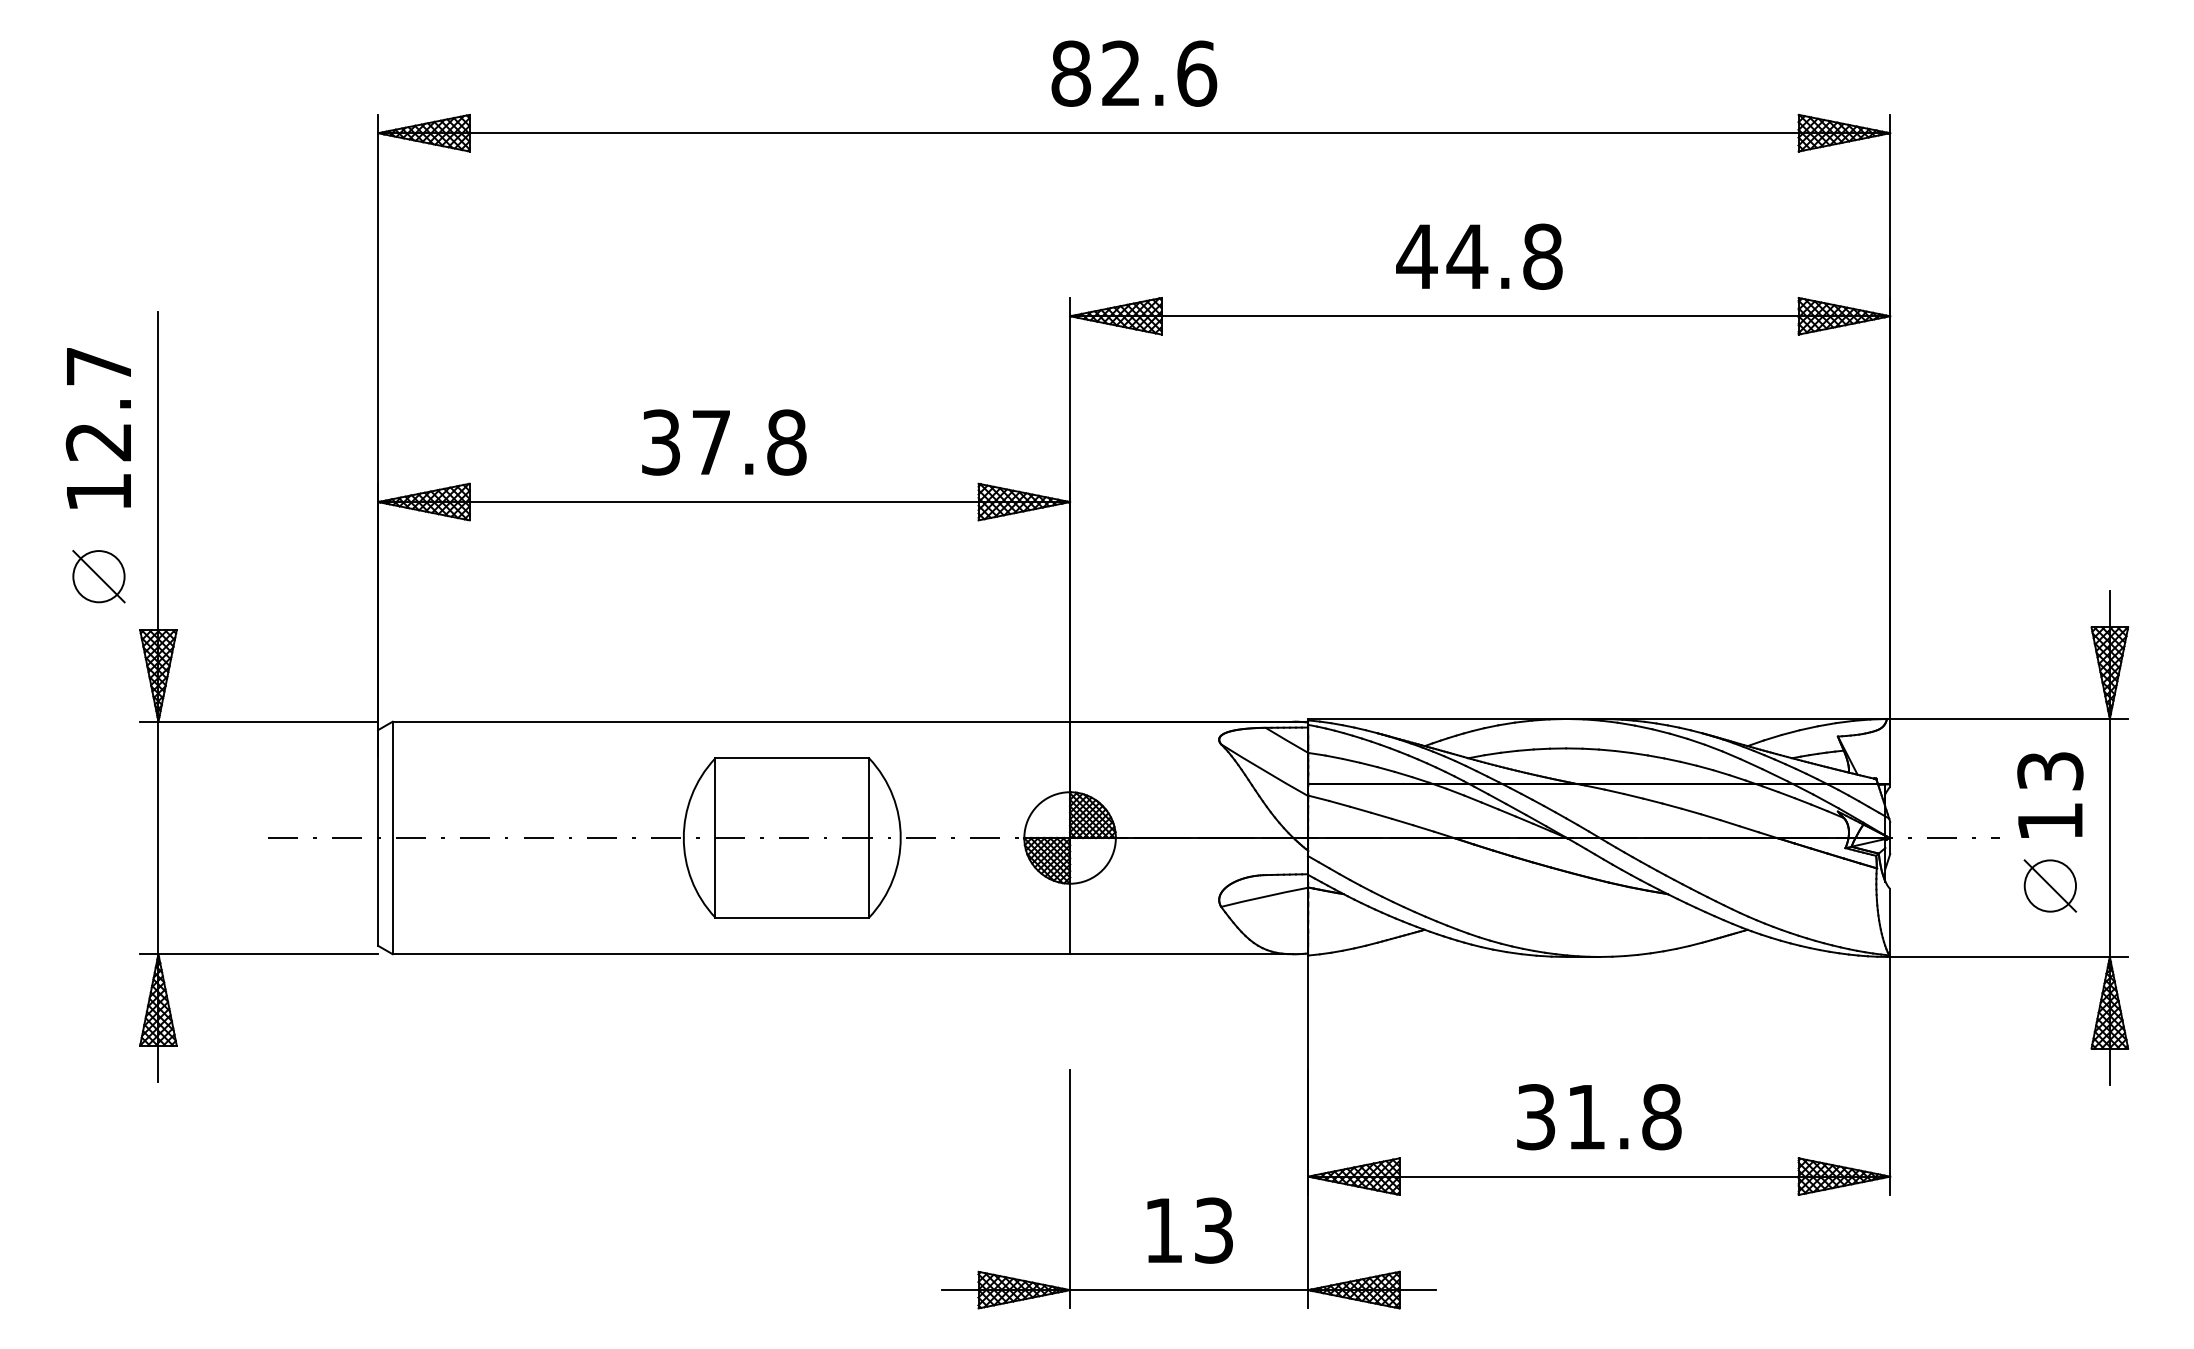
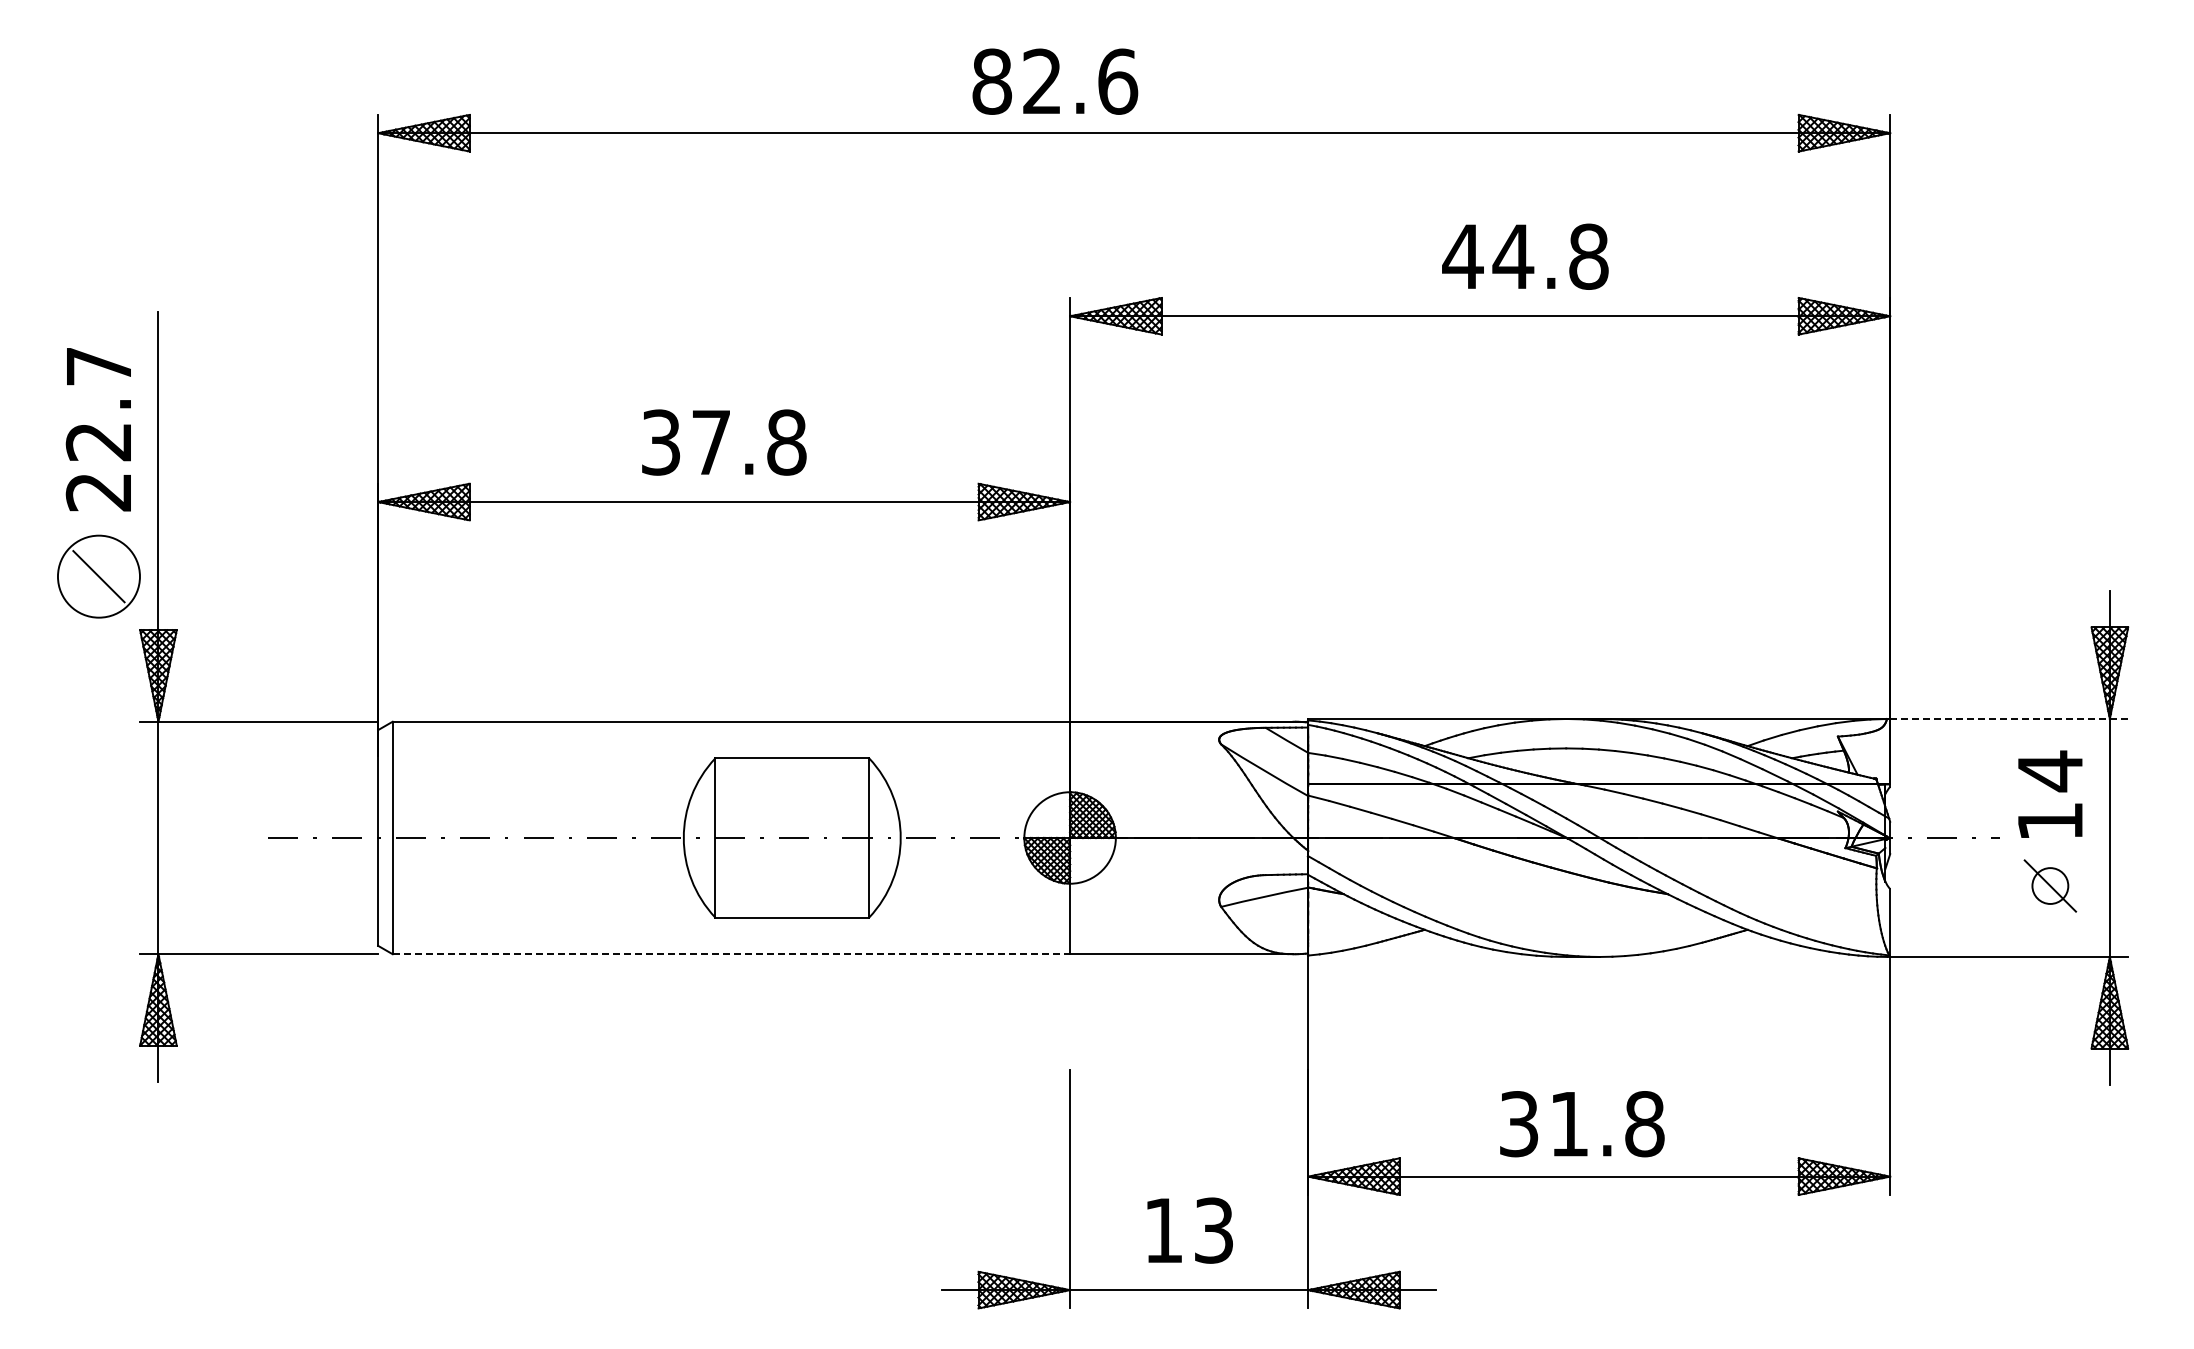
text position: (1134, 73) -> (1055, 81) (1055, 81)
text position: (1479, 256) -> (1525, 256) (1525, 256)
text: 12.7 -> 22.7 (97, 492)
circle diameter: 51 px -> 82 px (98, 576)
line: solid -> dashed (2009, 719)
text: 13 -> 14 (2050, 771)
circle diameter: 51 px -> 36 px (2050, 885)
line: solid -> dashed (731, 954)
text position: (1599, 1117) -> (1582, 1124) (1582, 1124)
